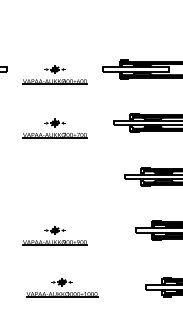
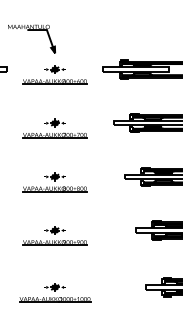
part: none -> present (31, 30)
part: none -> present (54, 182)
part position: (62, 287) -> (55, 292) (55, 292)
